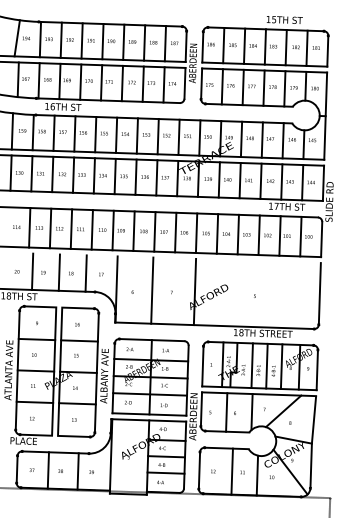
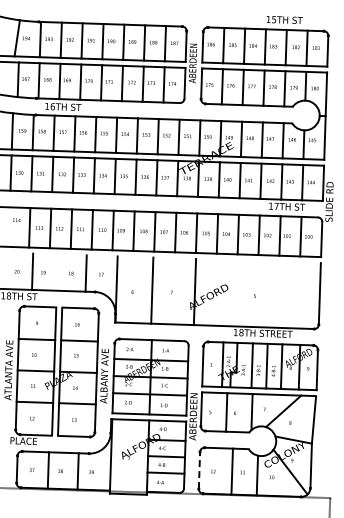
text position: (16, 226) -> (16, 219) (16, 219)
line: present -> none (58, 272)
line: solid -> dashed (199, 470)
